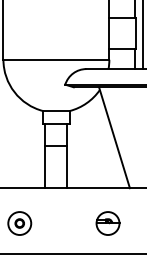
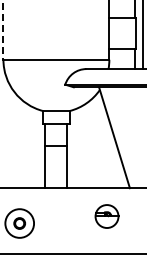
line: solid -> dashed (3, 30)
part size: 26x25 px -> 31x31 px (19, 223)
part position: (107, 223) -> (106, 216) (106, 216)
